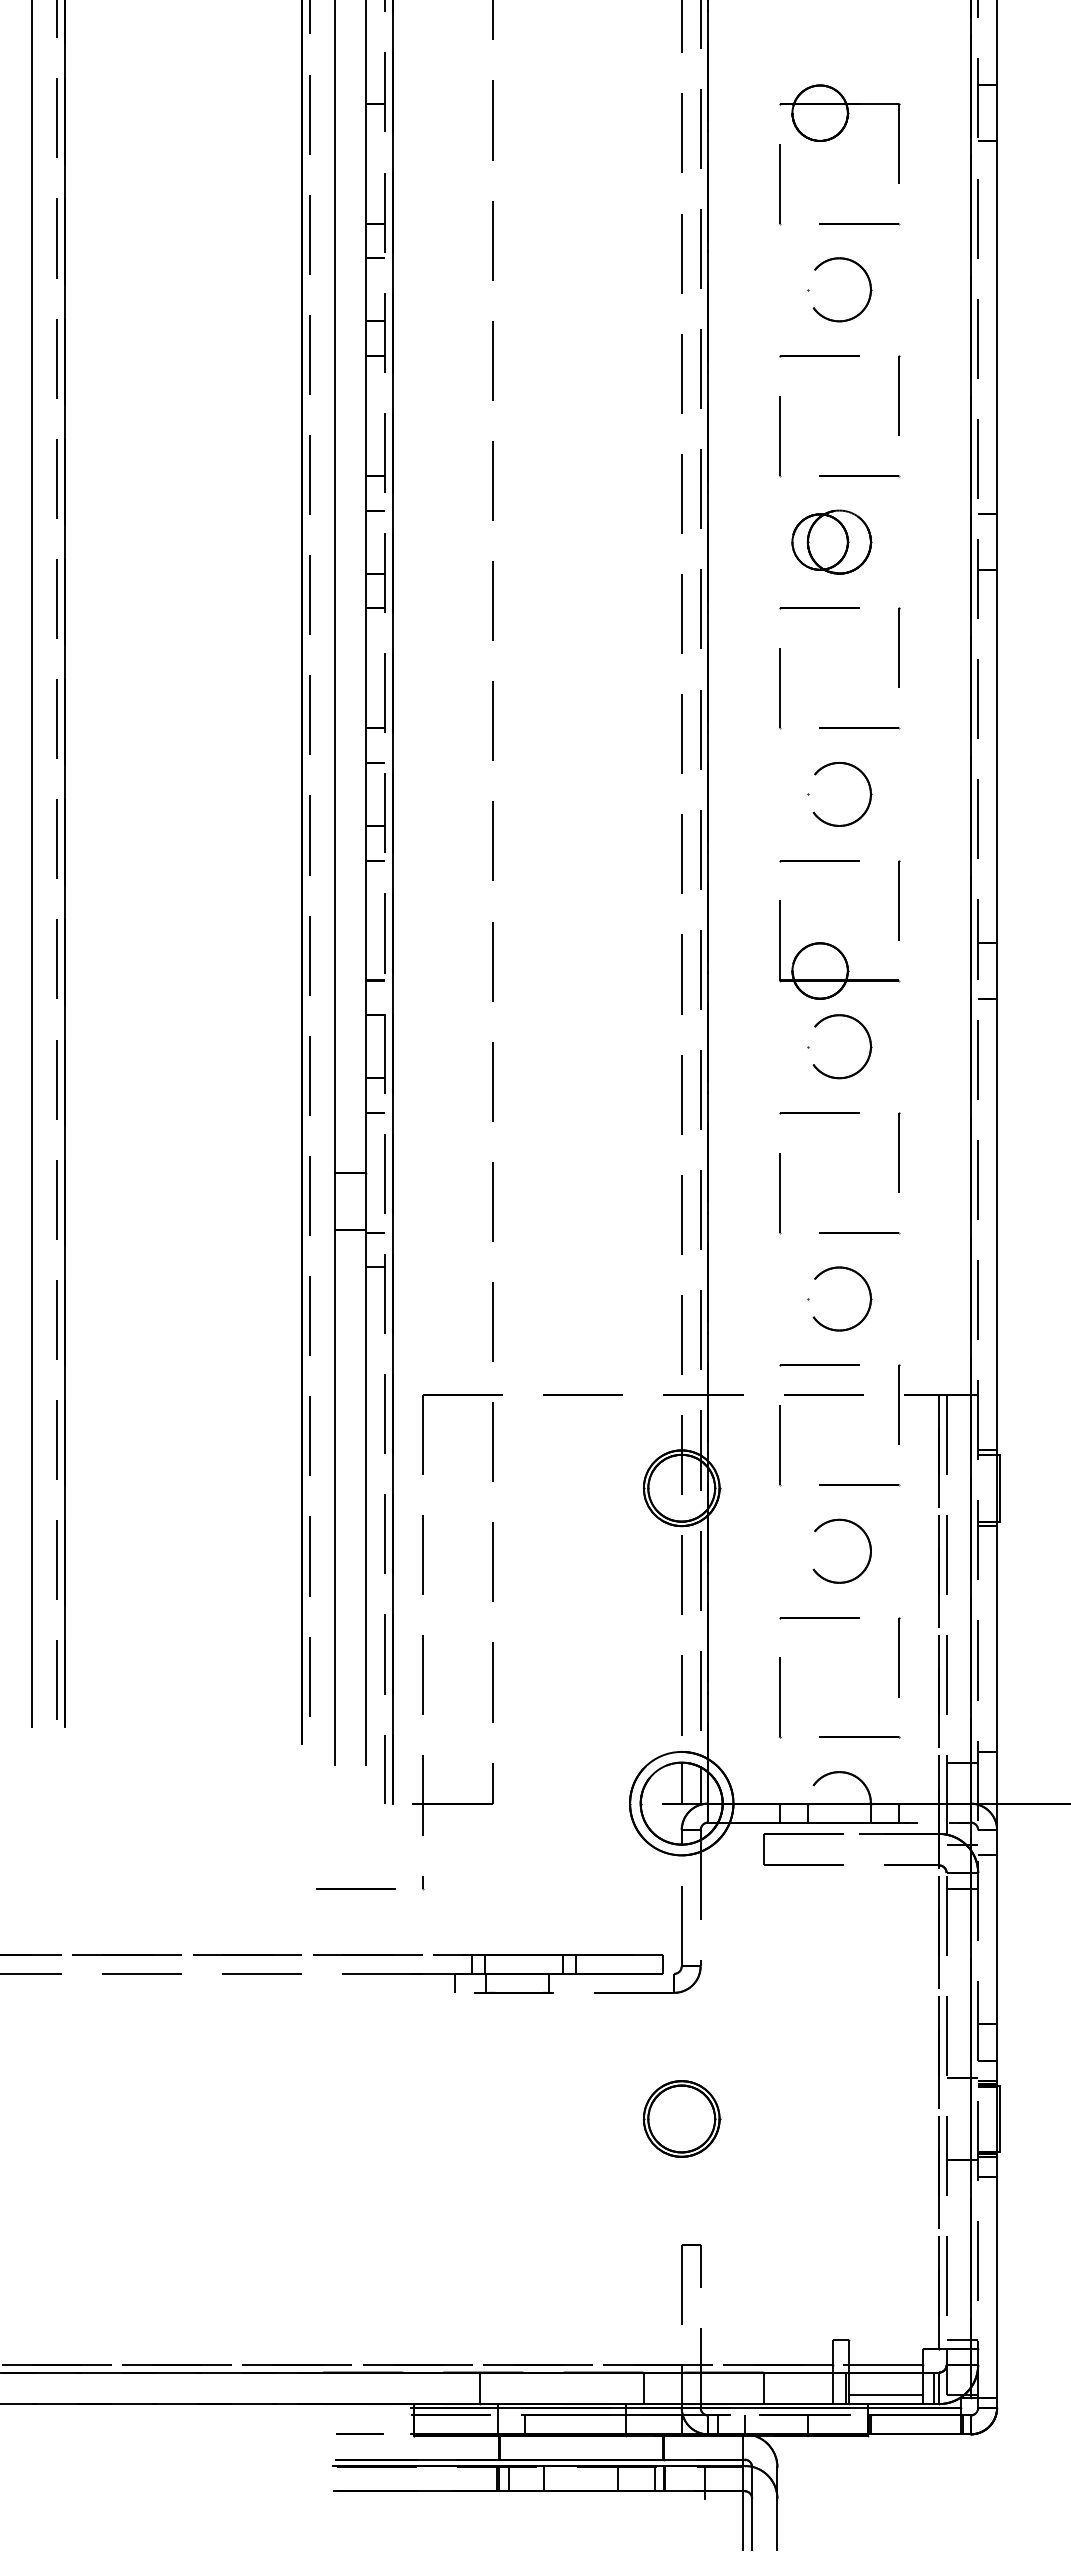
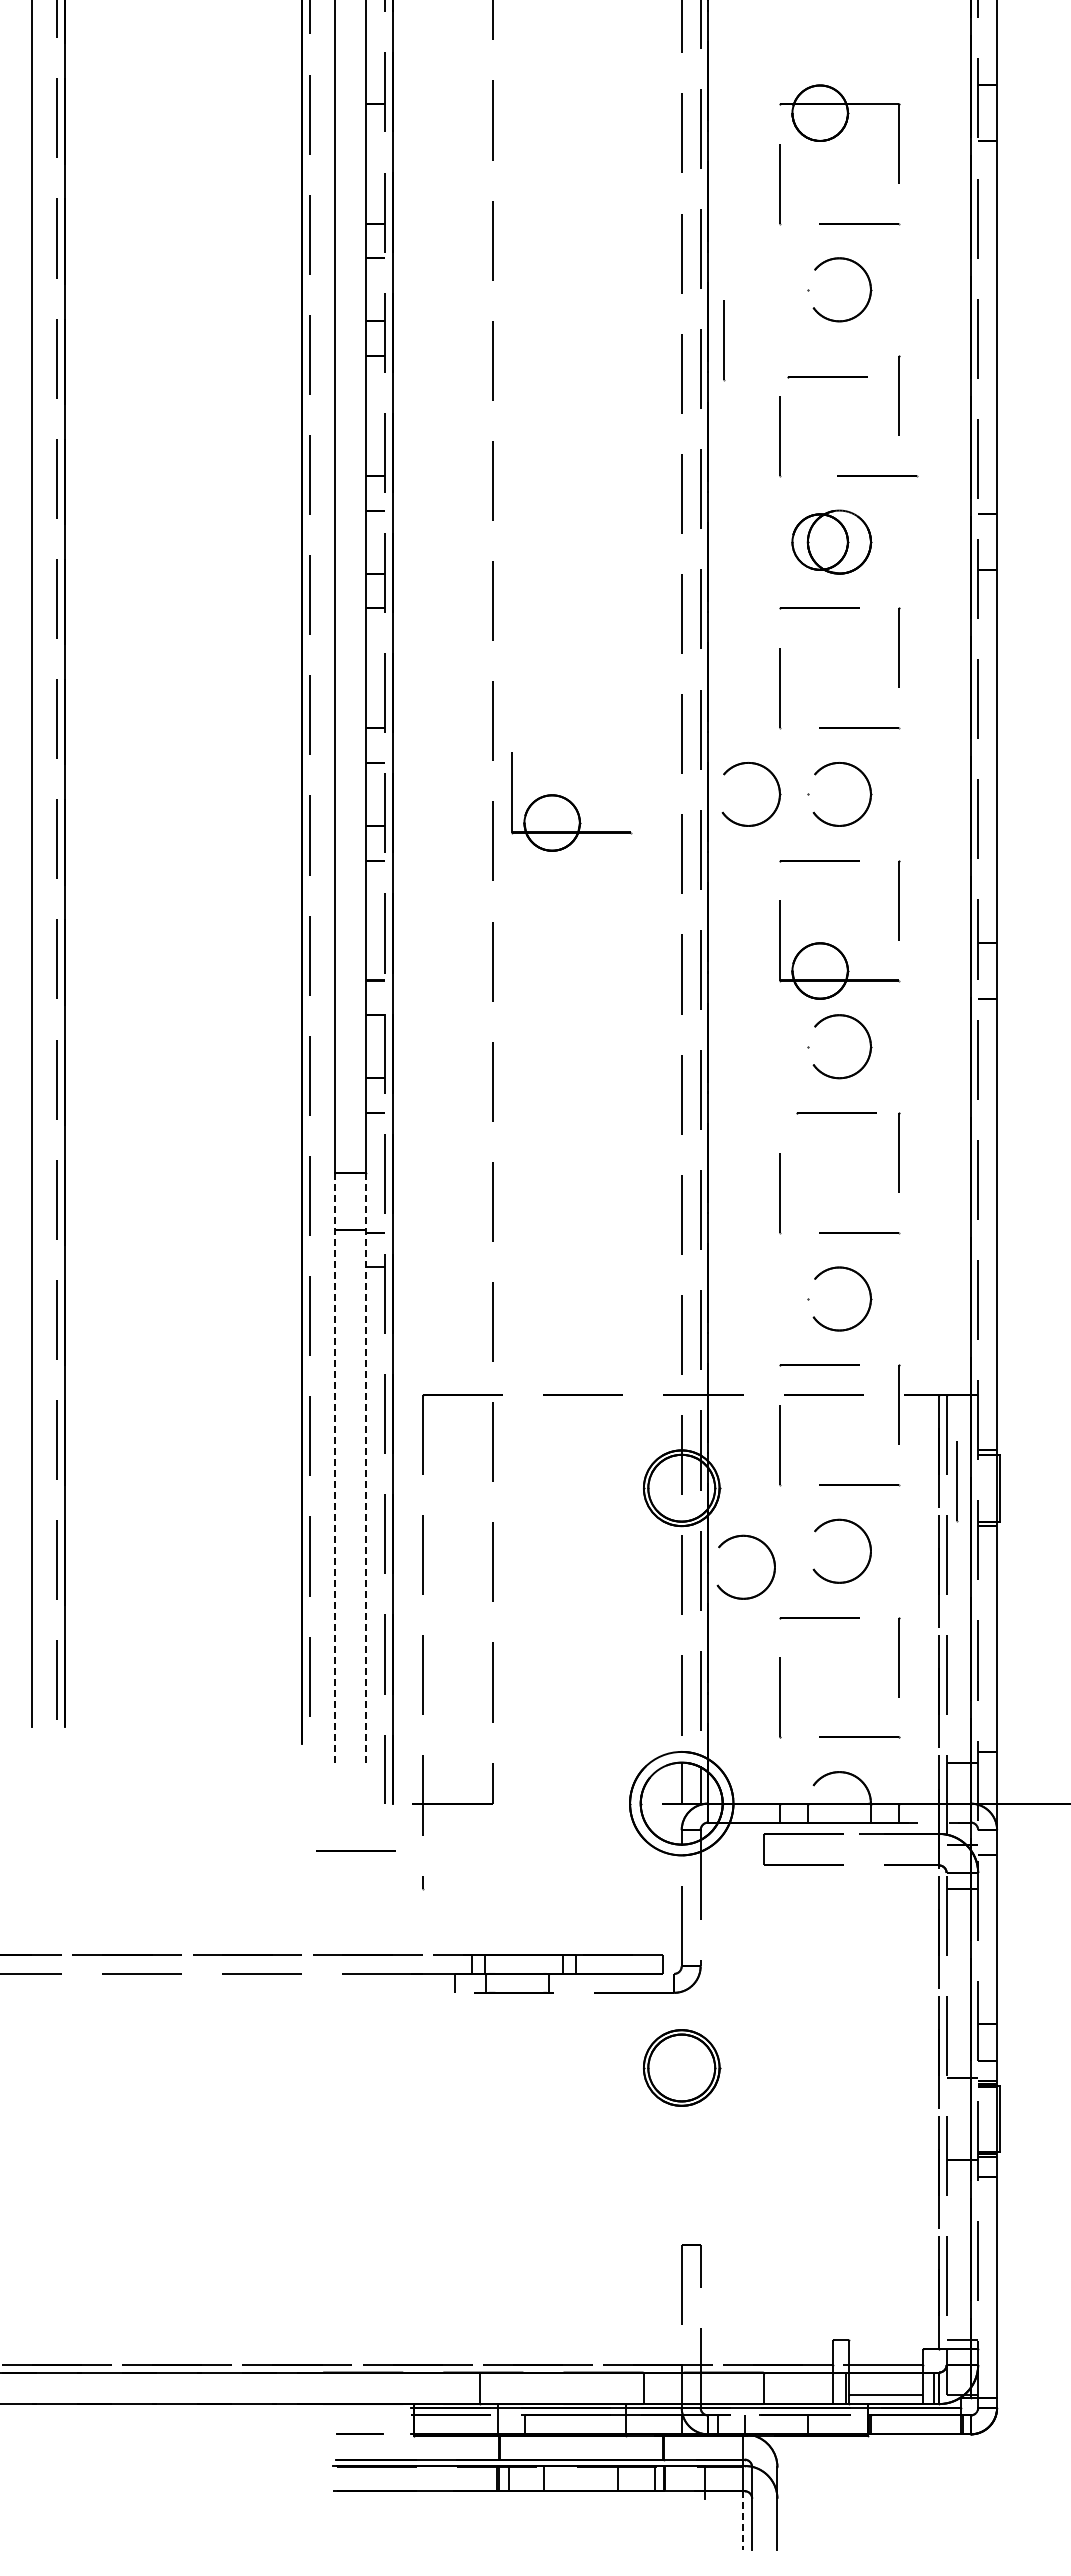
line: none -> present (724, 340)
line position: (819, 356) -> (827, 377) (827, 377)
line position: (859, 476) -> (877, 476) (877, 476)
part: none -> present (778, 792)
part: none -> present (571, 801)
line position: (819, 1113) -> (836, 1113) (836, 1113)
line: solid -> dashed (334, 1468)
line: solid -> dashed (366, 1468)
line: none -> present (957, 1481)
part: none -> present (768, 1550)
line position: (355, 1888) -> (355, 1850) (355, 1850)
part position: (682, 2118) -> (682, 2067) (682, 2067)
line: solid -> dashed (743, 2520)
